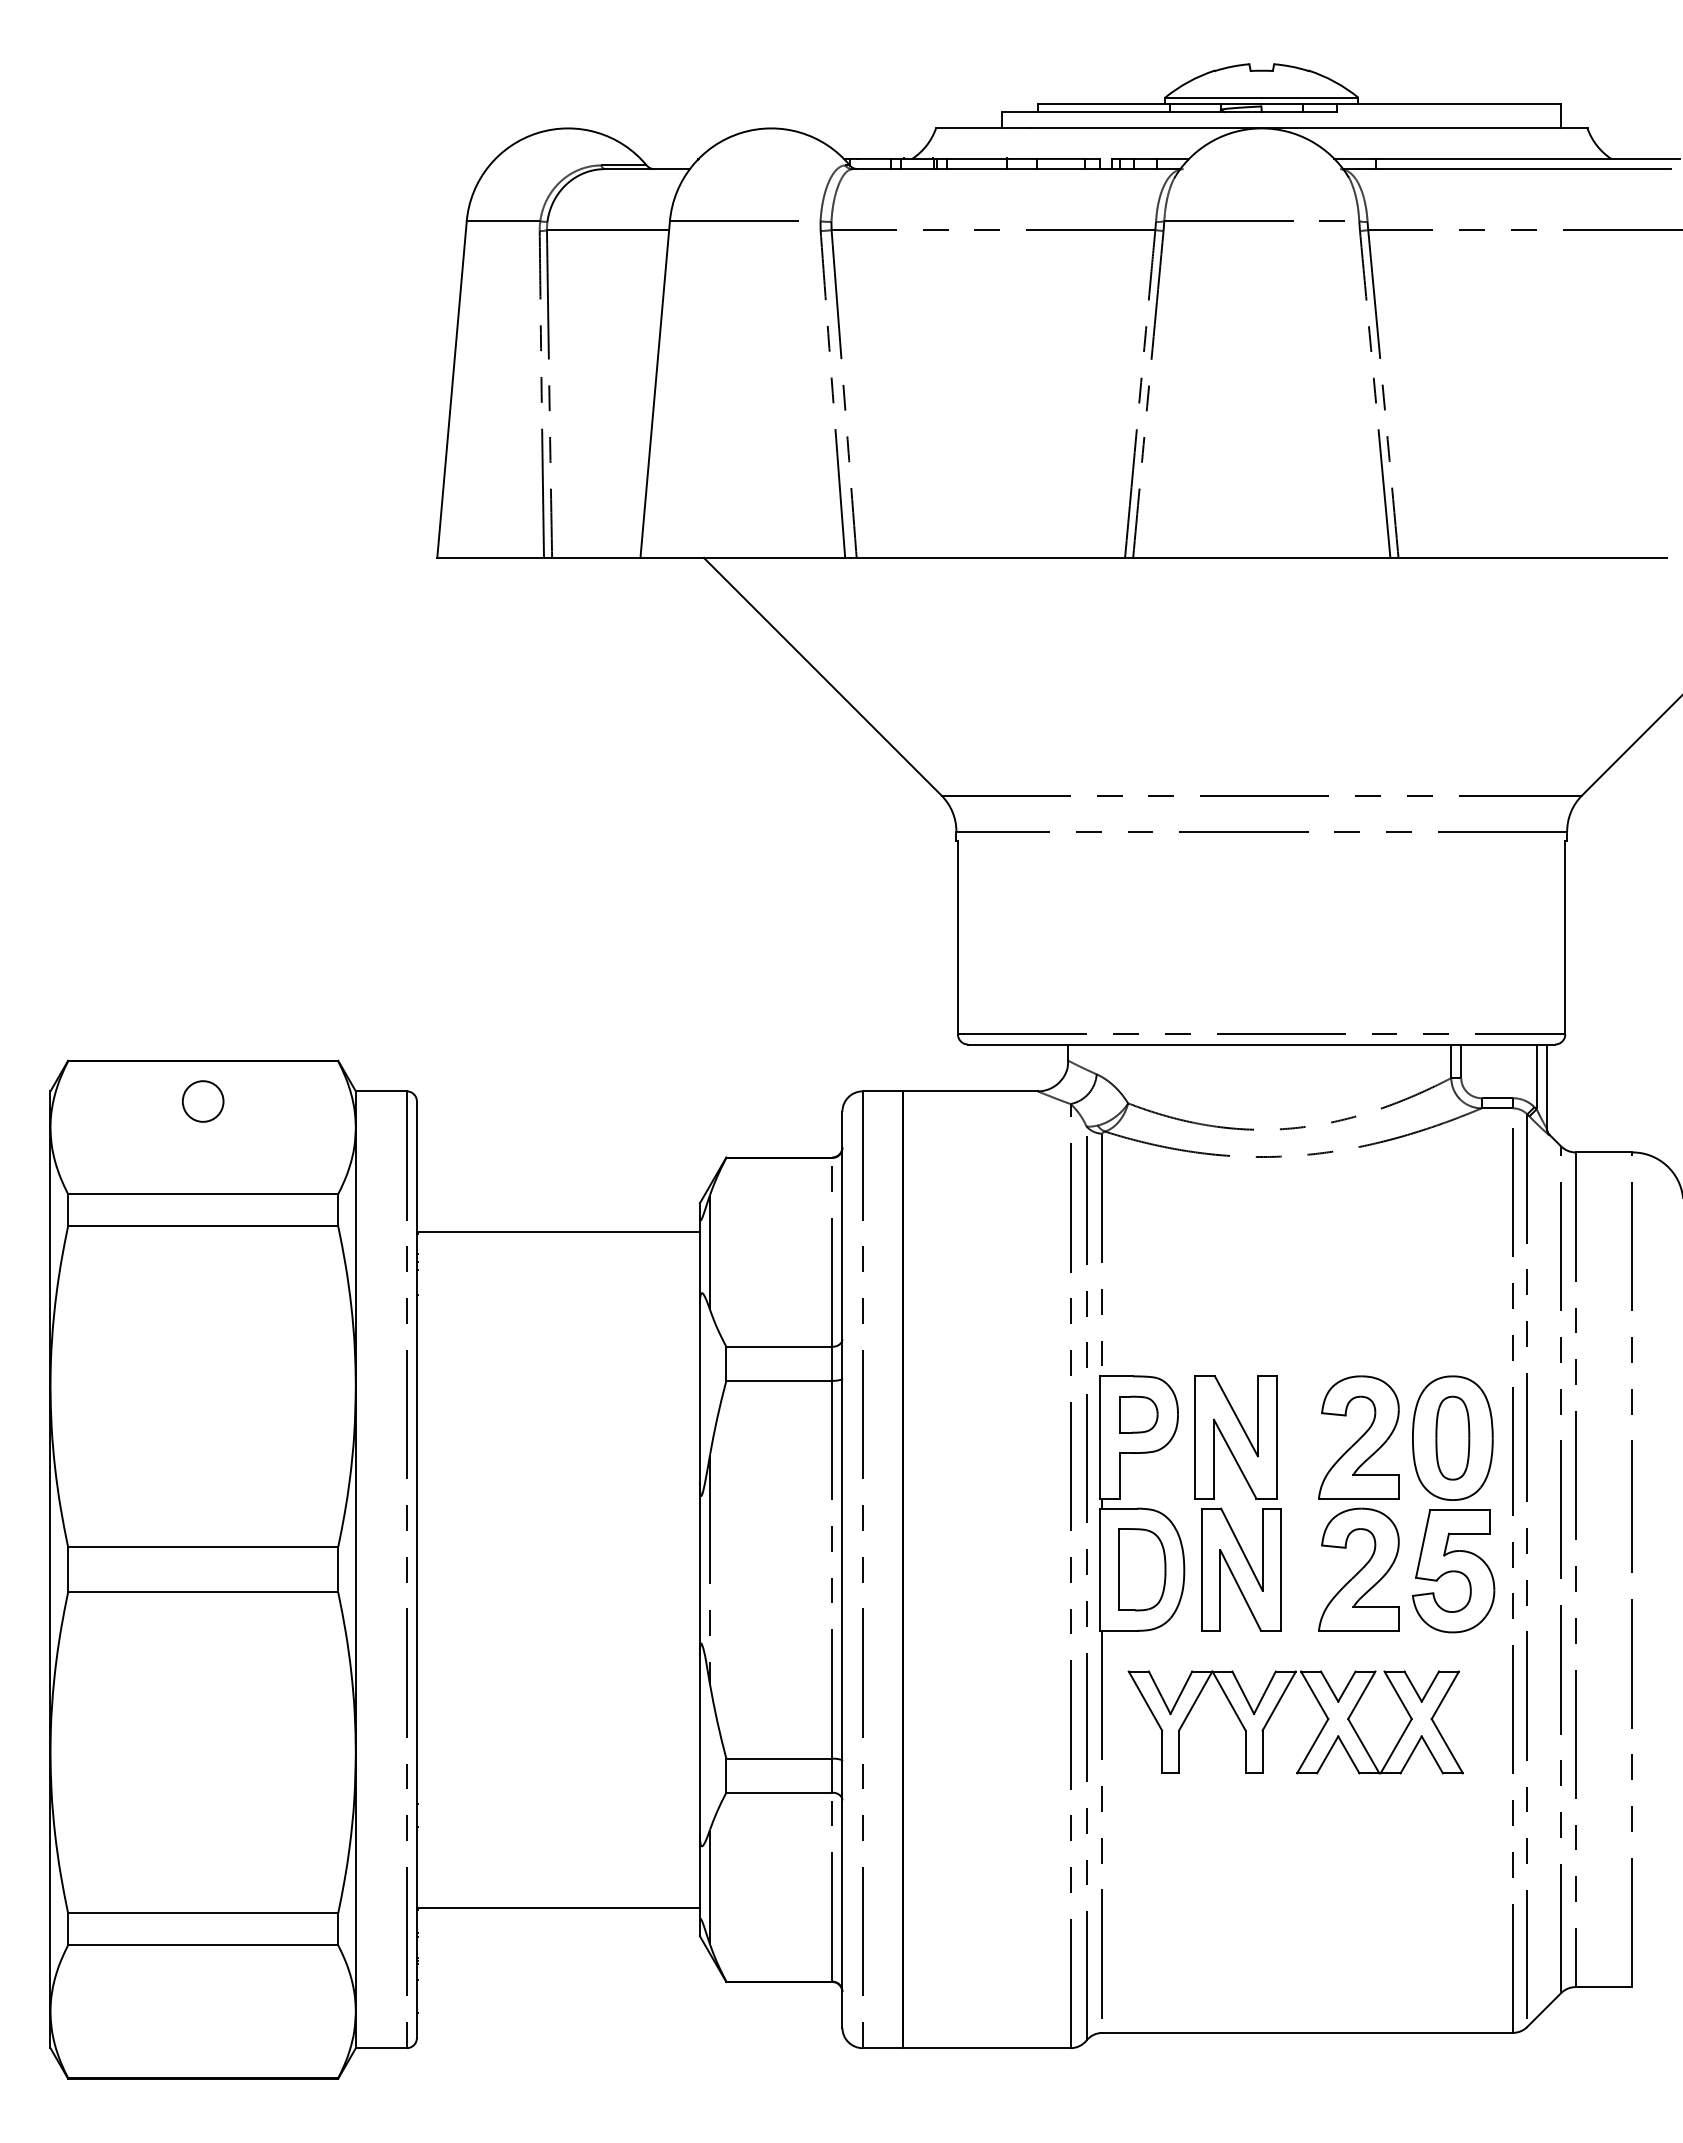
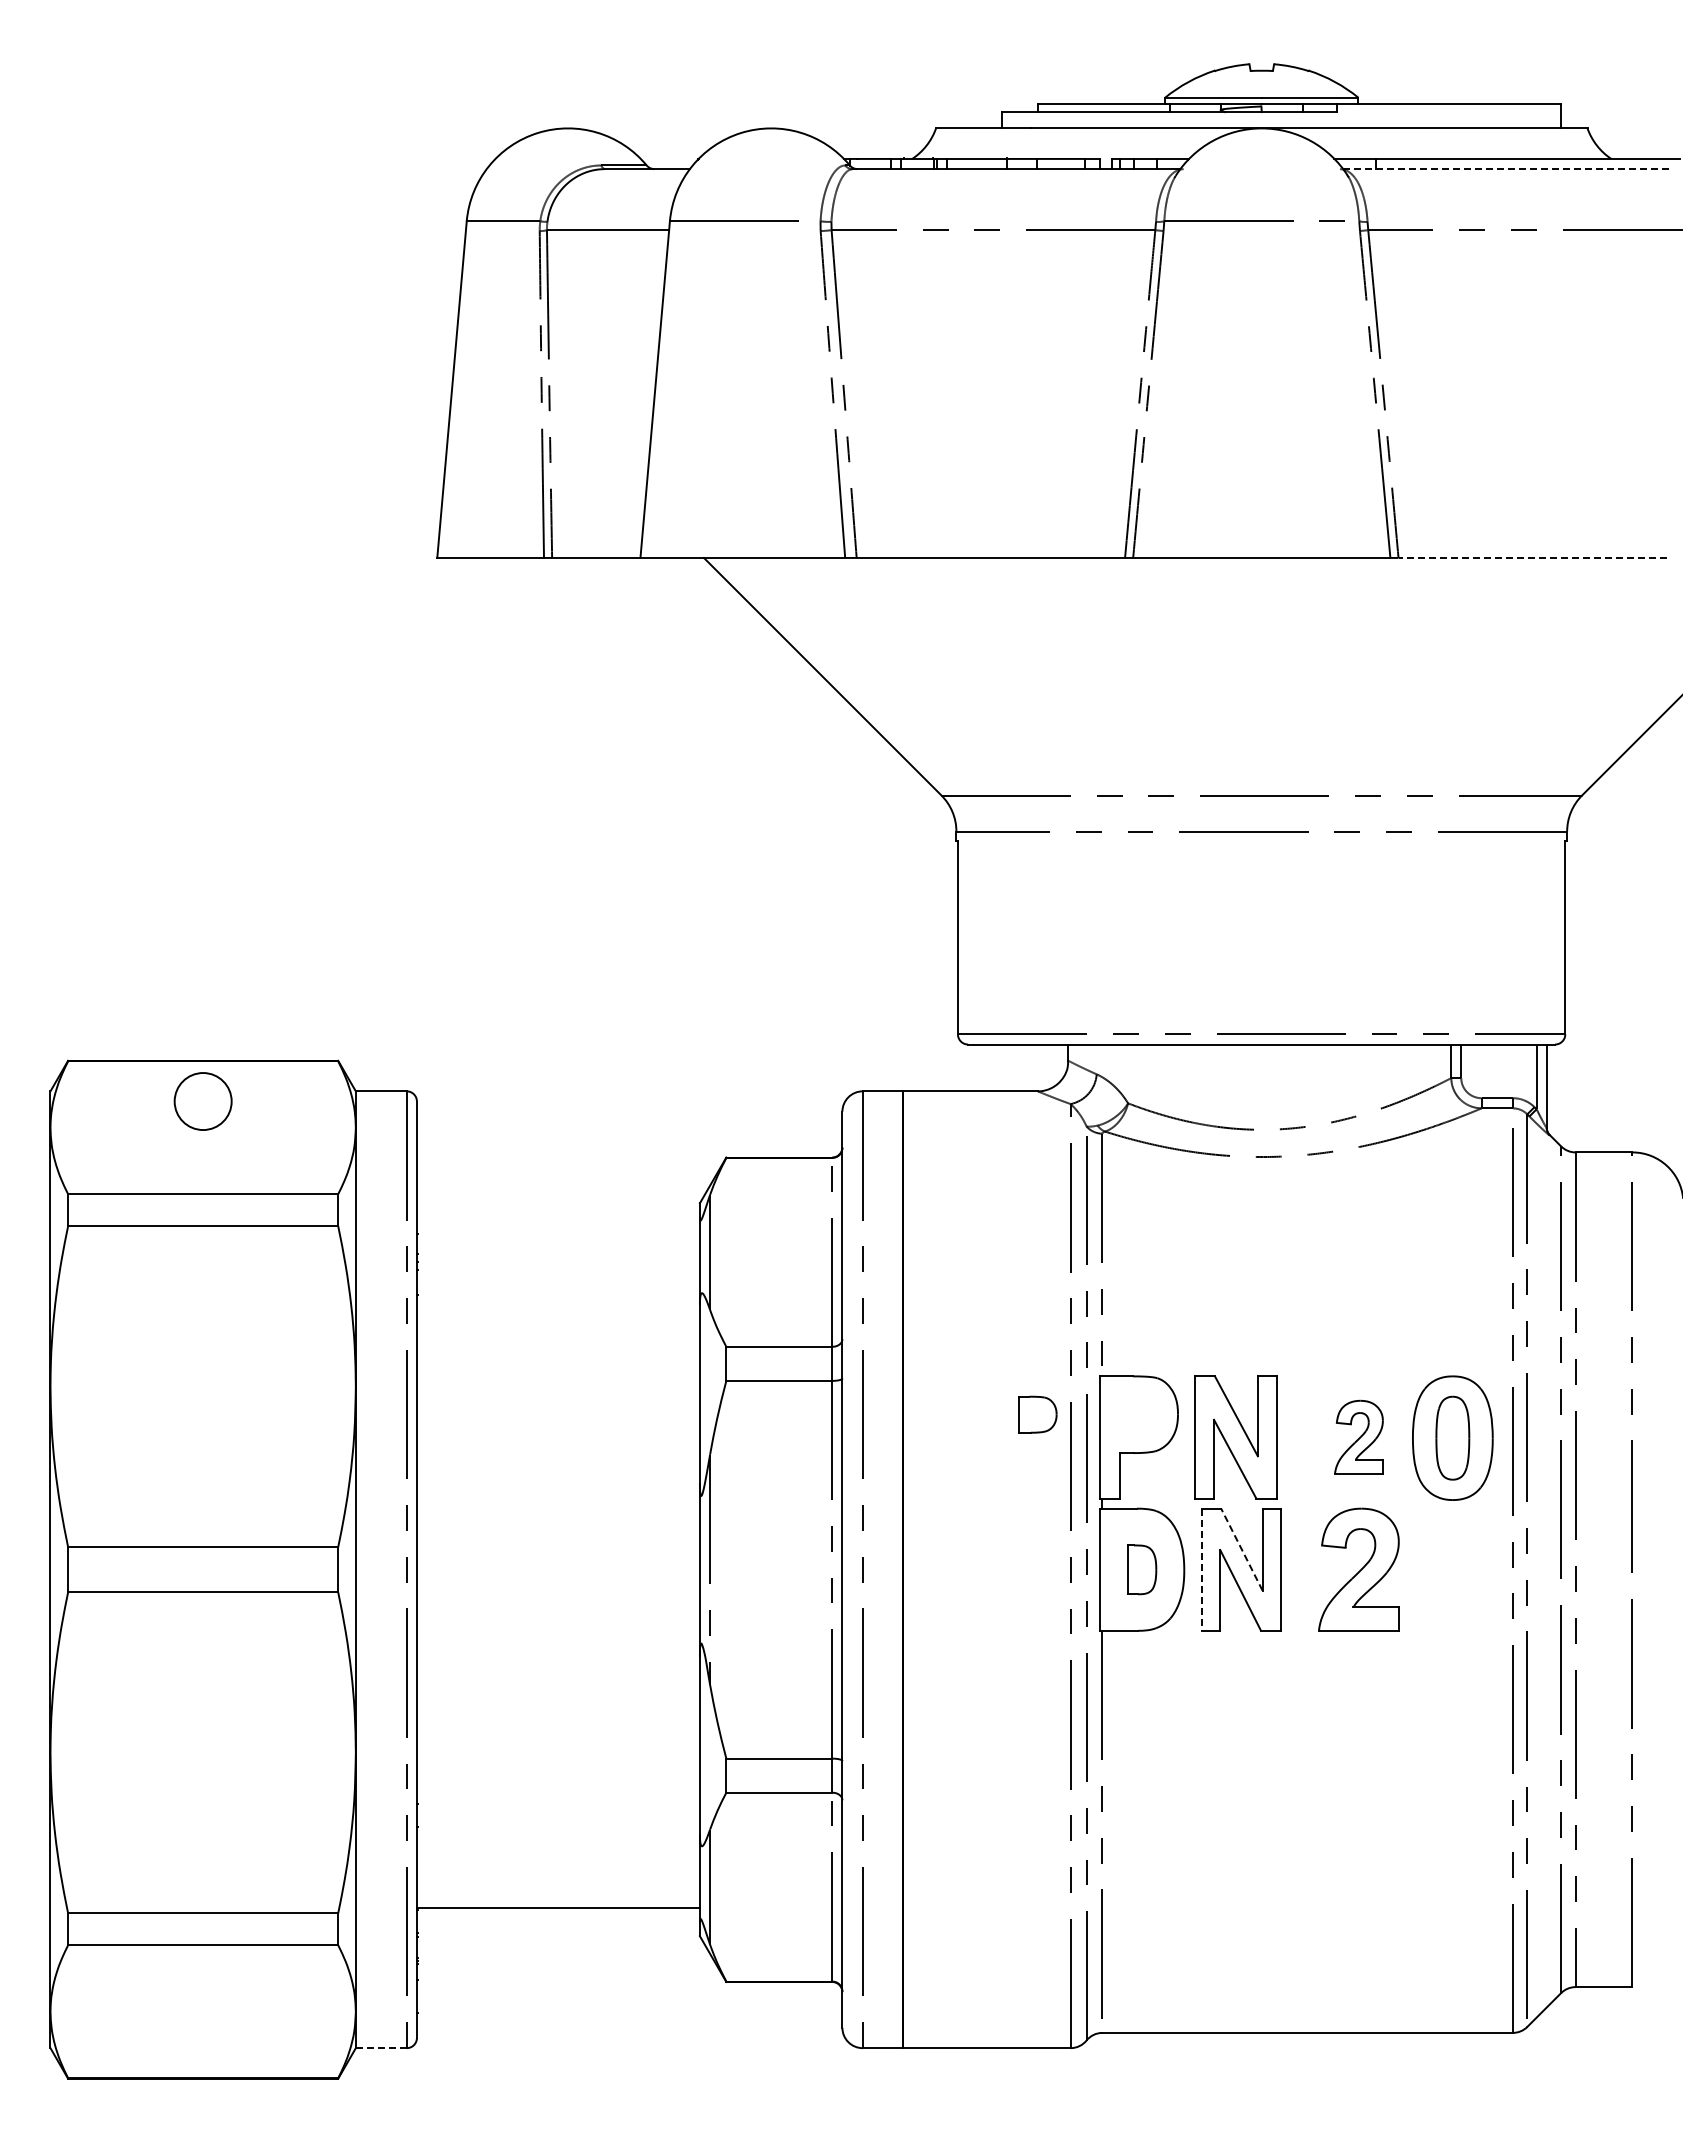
line: solid -> dashed (1507, 169)
line: solid -> dashed (1532, 557)
circle diameter: 41 px -> 57 px (202, 1101)
line: present -> none (557, 1231)
part position: (1138, 1414) -> (1037, 1414) (1037, 1414)
part size: 82x125 px -> 50x76 px (1358, 1436)
line: solid -> dashed (1241, 1549)
part size: 49x84 px -> 31x52 px (1142, 1569)
line: solid -> dashed (1201, 1570)
part: present -> none (1453, 1571)
part: present -> none (1276, 1708)
line: solid -> dashed (381, 2048)
